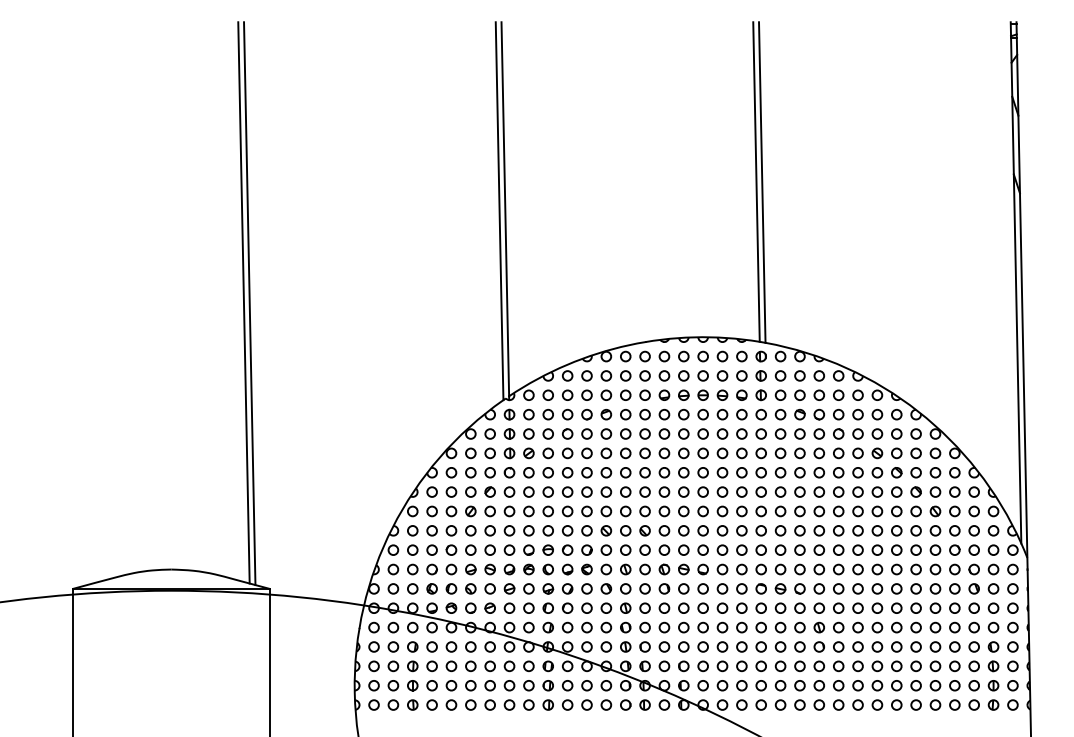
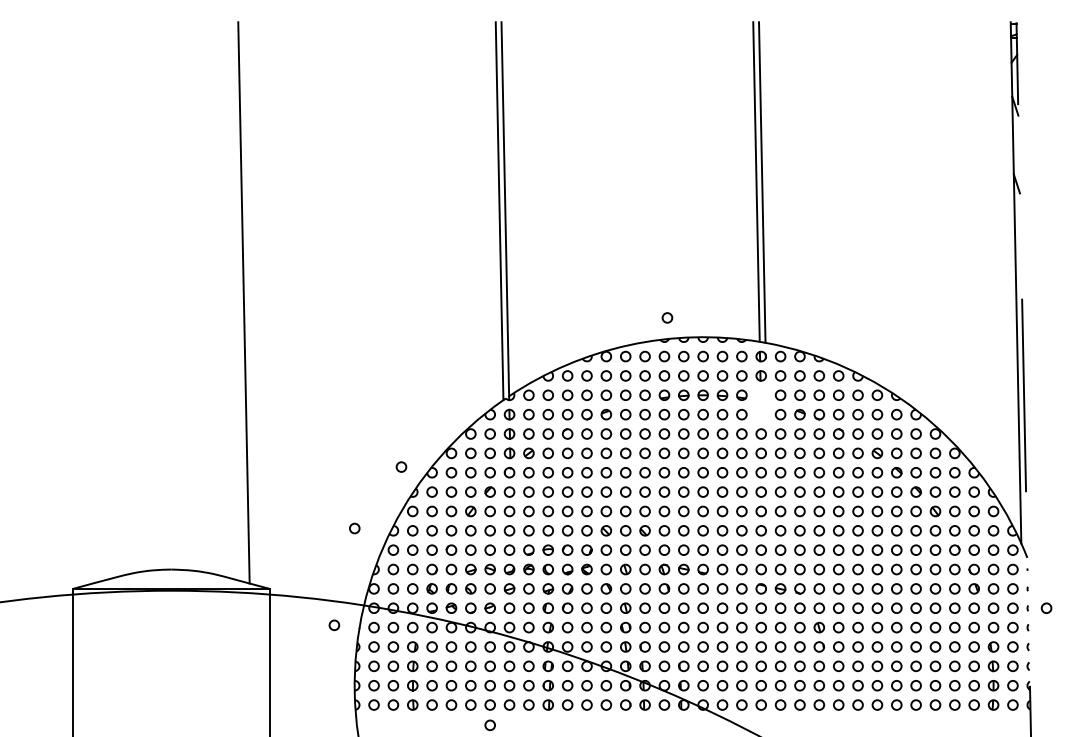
line: present -> none (249, 303)
circle: none -> present (667, 317)
line: solid -> dashed (1023, 379)
part: present -> none (760, 404)
circle: none -> present (401, 466)
circle: none -> present (354, 528)
circle: none -> present (1046, 607)
circle: none -> present (334, 625)
circle: none -> present (489, 725)
